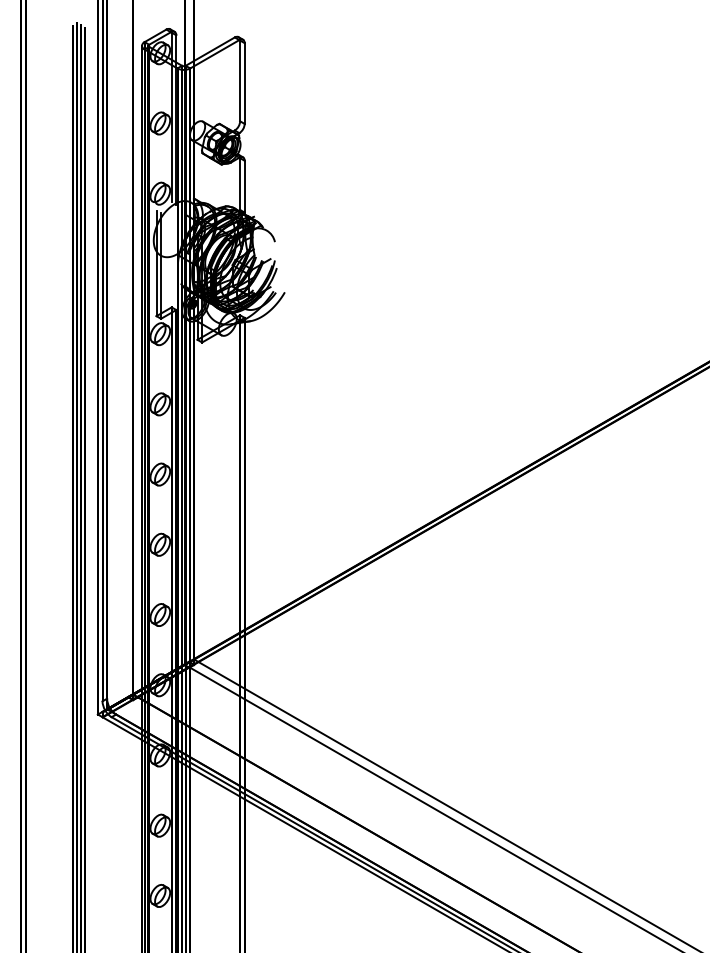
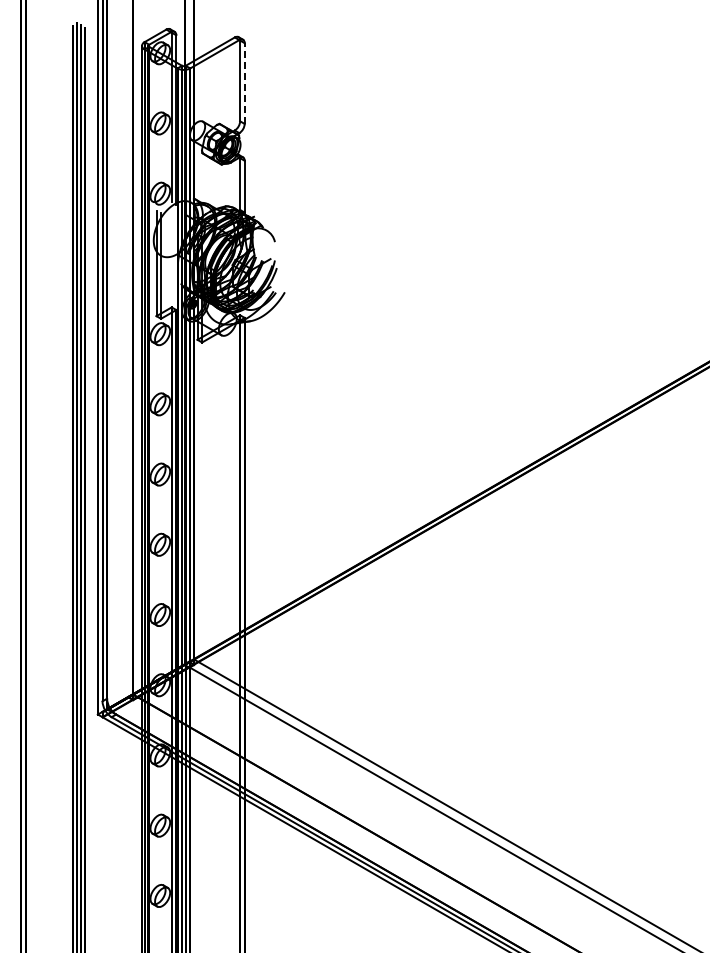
line: solid -> dashed (244, 83)
